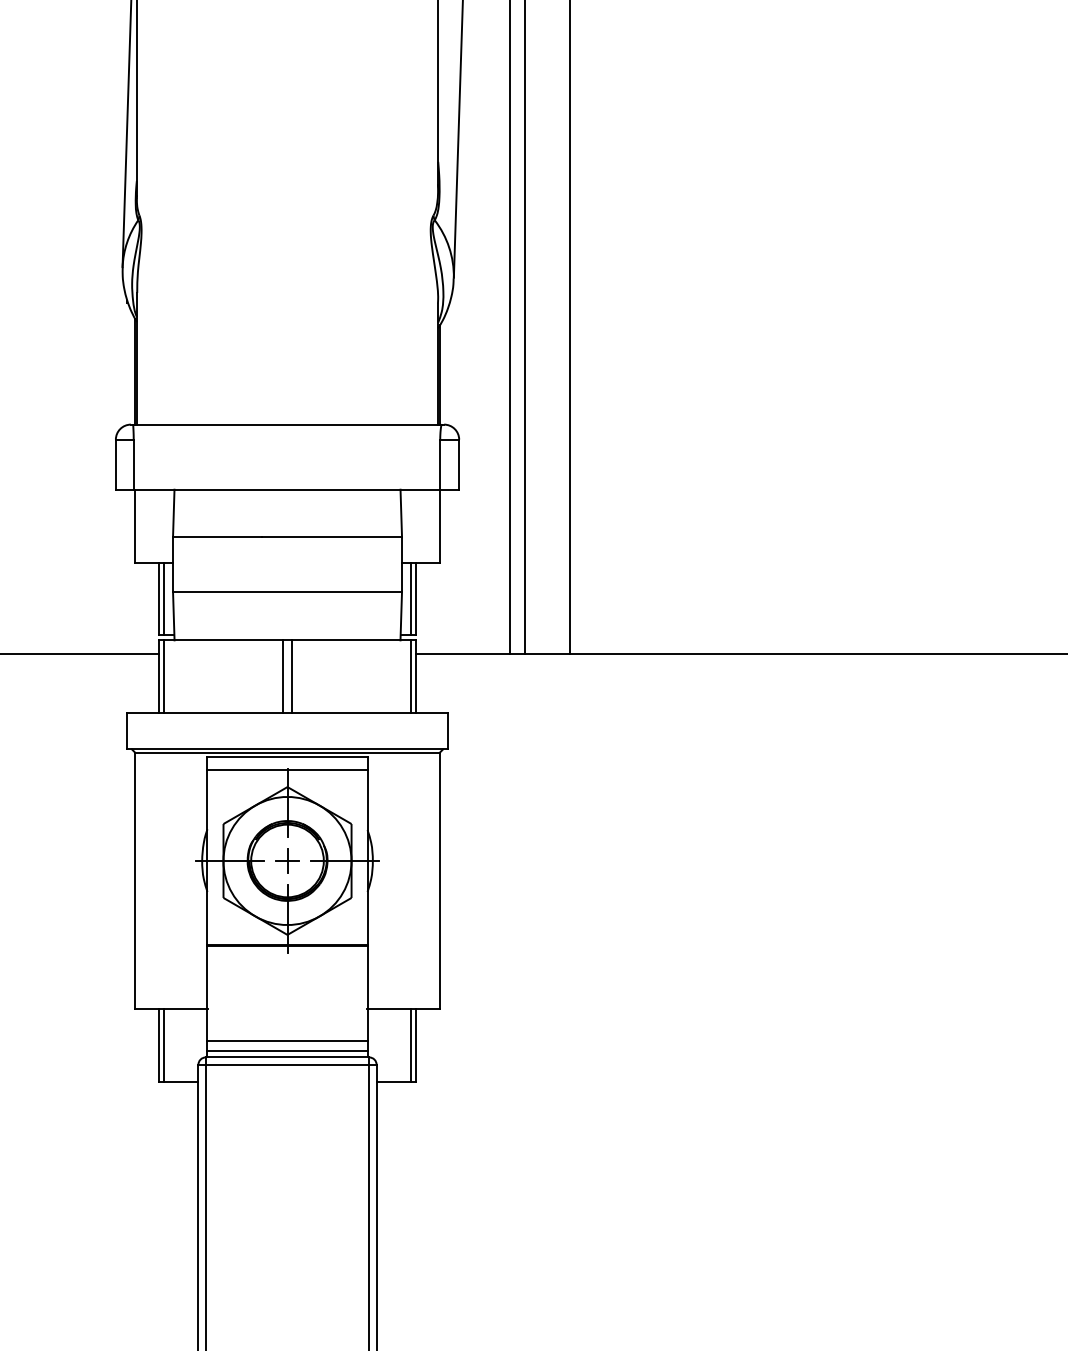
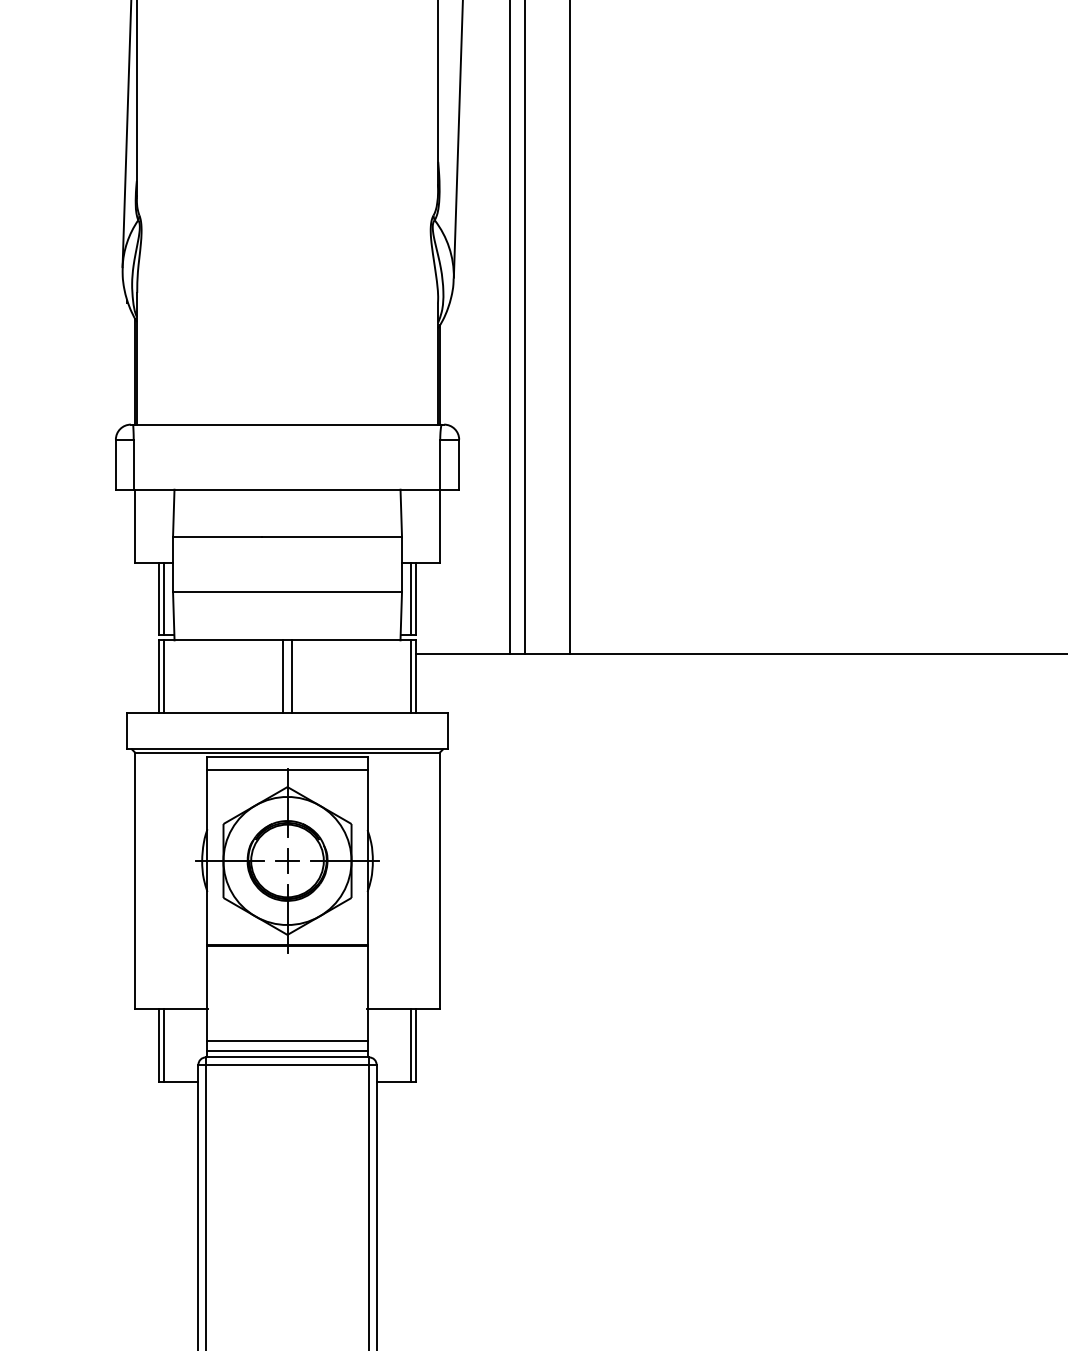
line: present -> none (80, 654)
